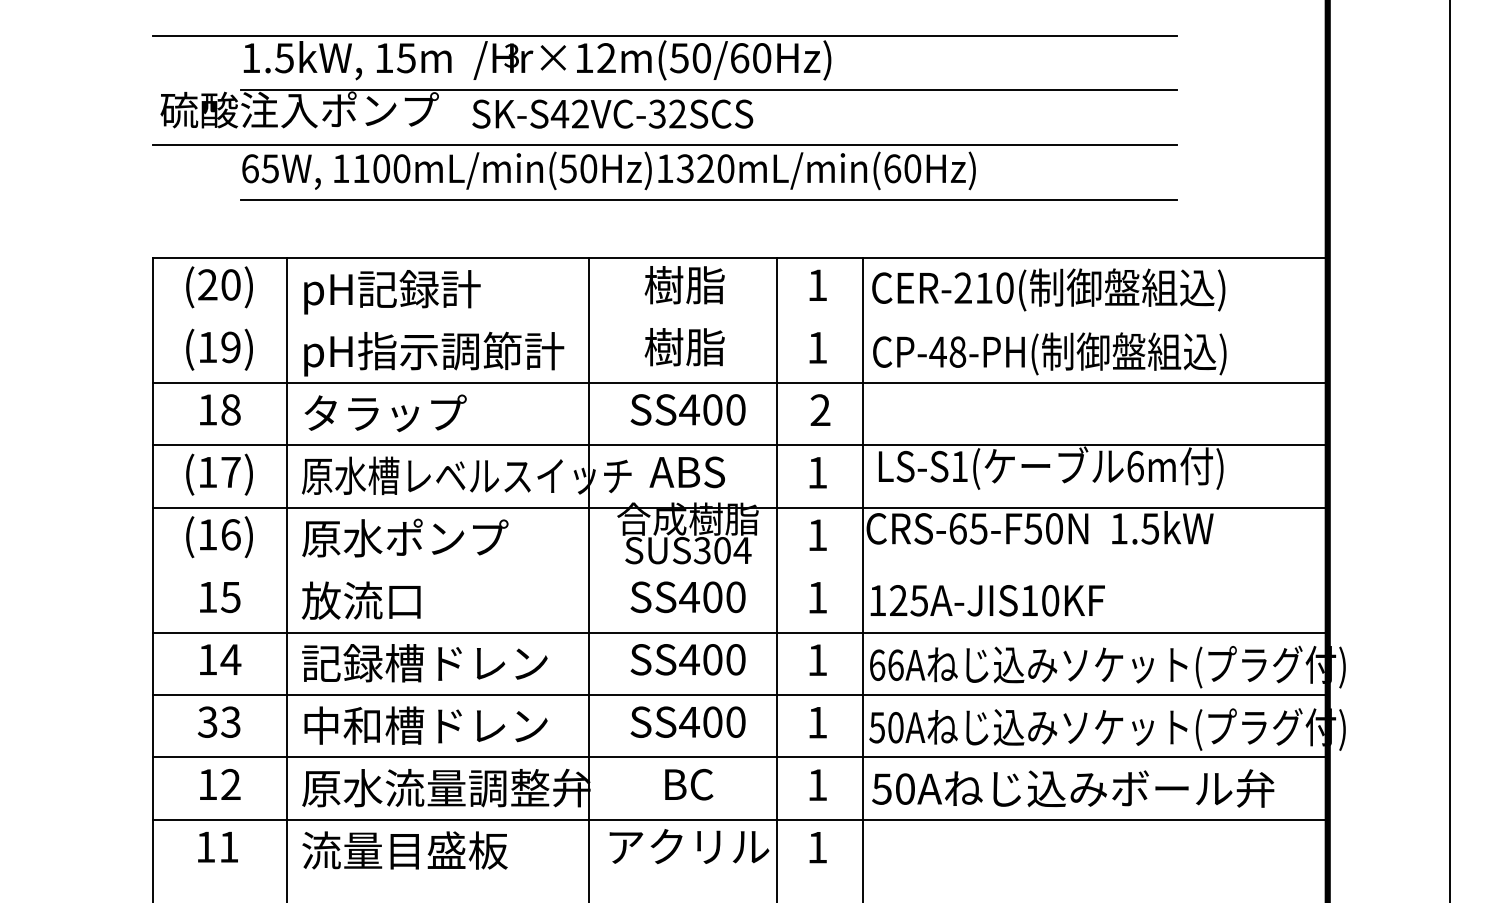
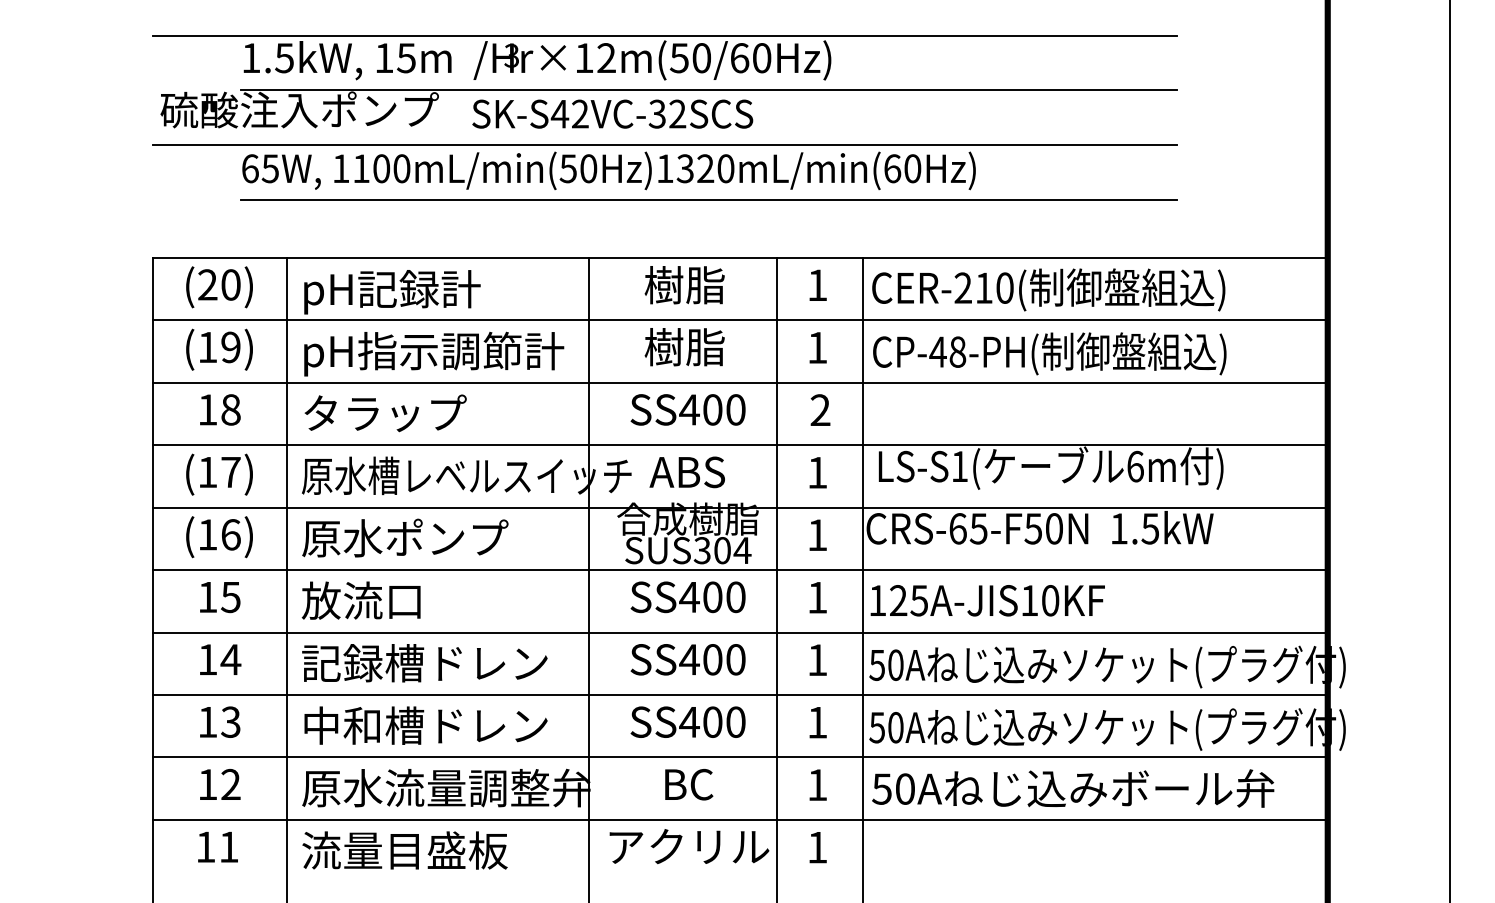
line: none -> present (740, 320)
line: none -> present (740, 570)
text: 66A -> 50A (886, 664)
text: 33 -> 13 (207, 721)
